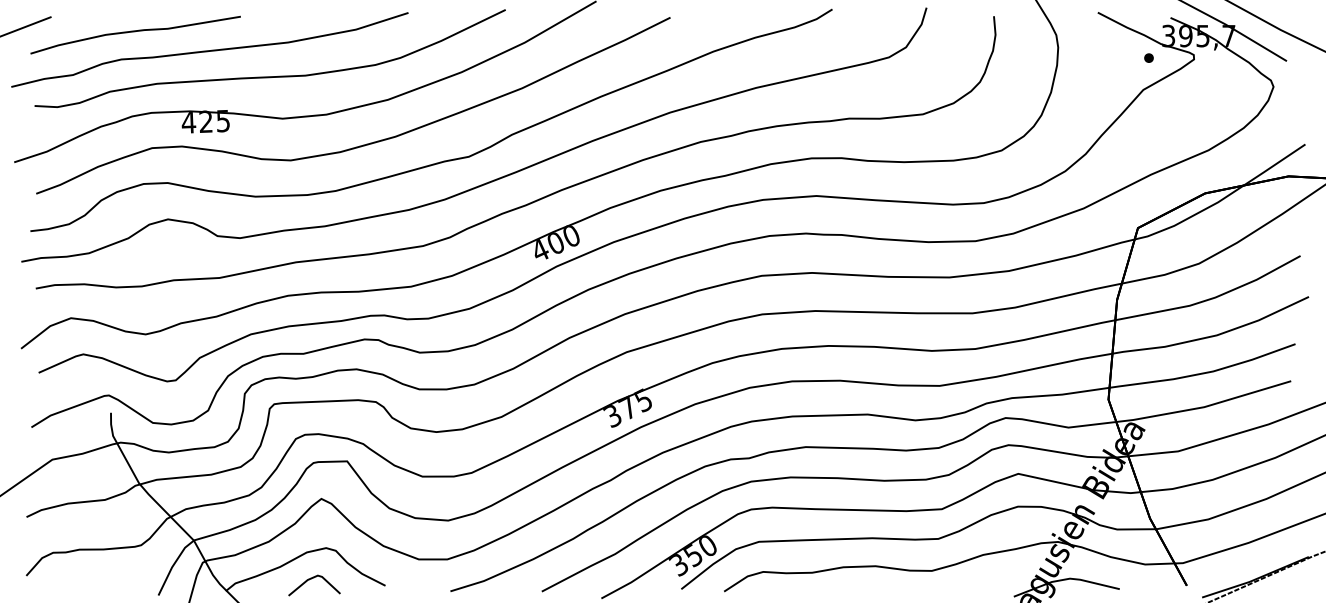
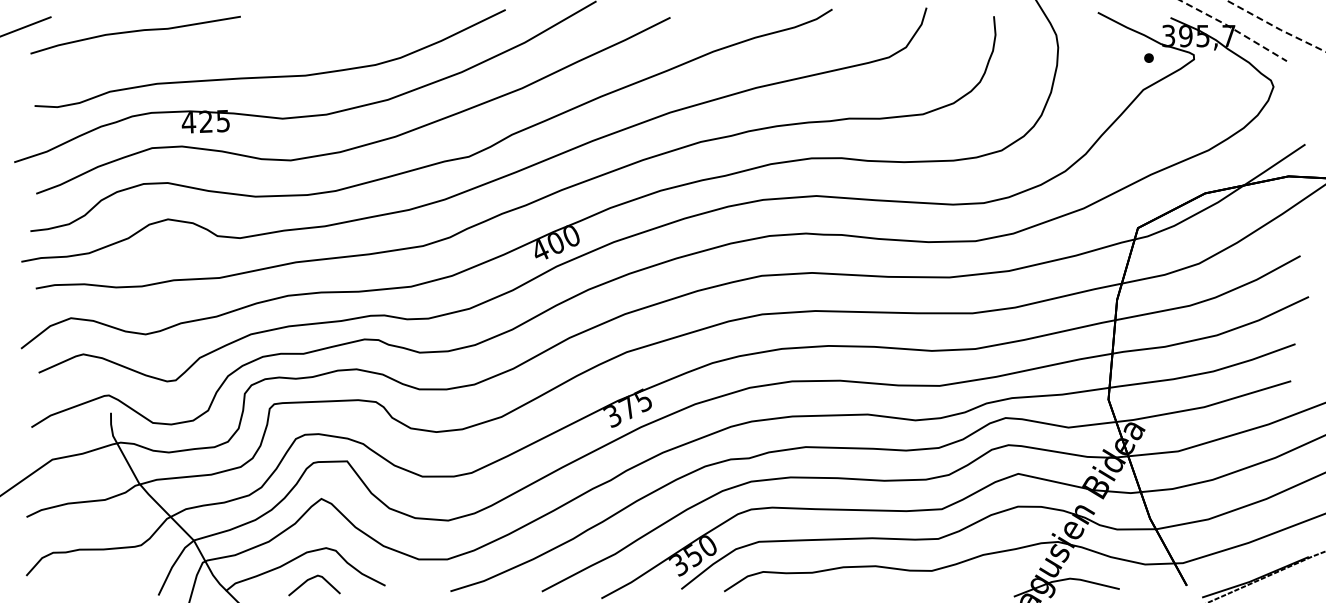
line: solid -> dashed (1276, 27)
line: solid -> dashed (1234, 29)
curve: present -> none (209, 50)
